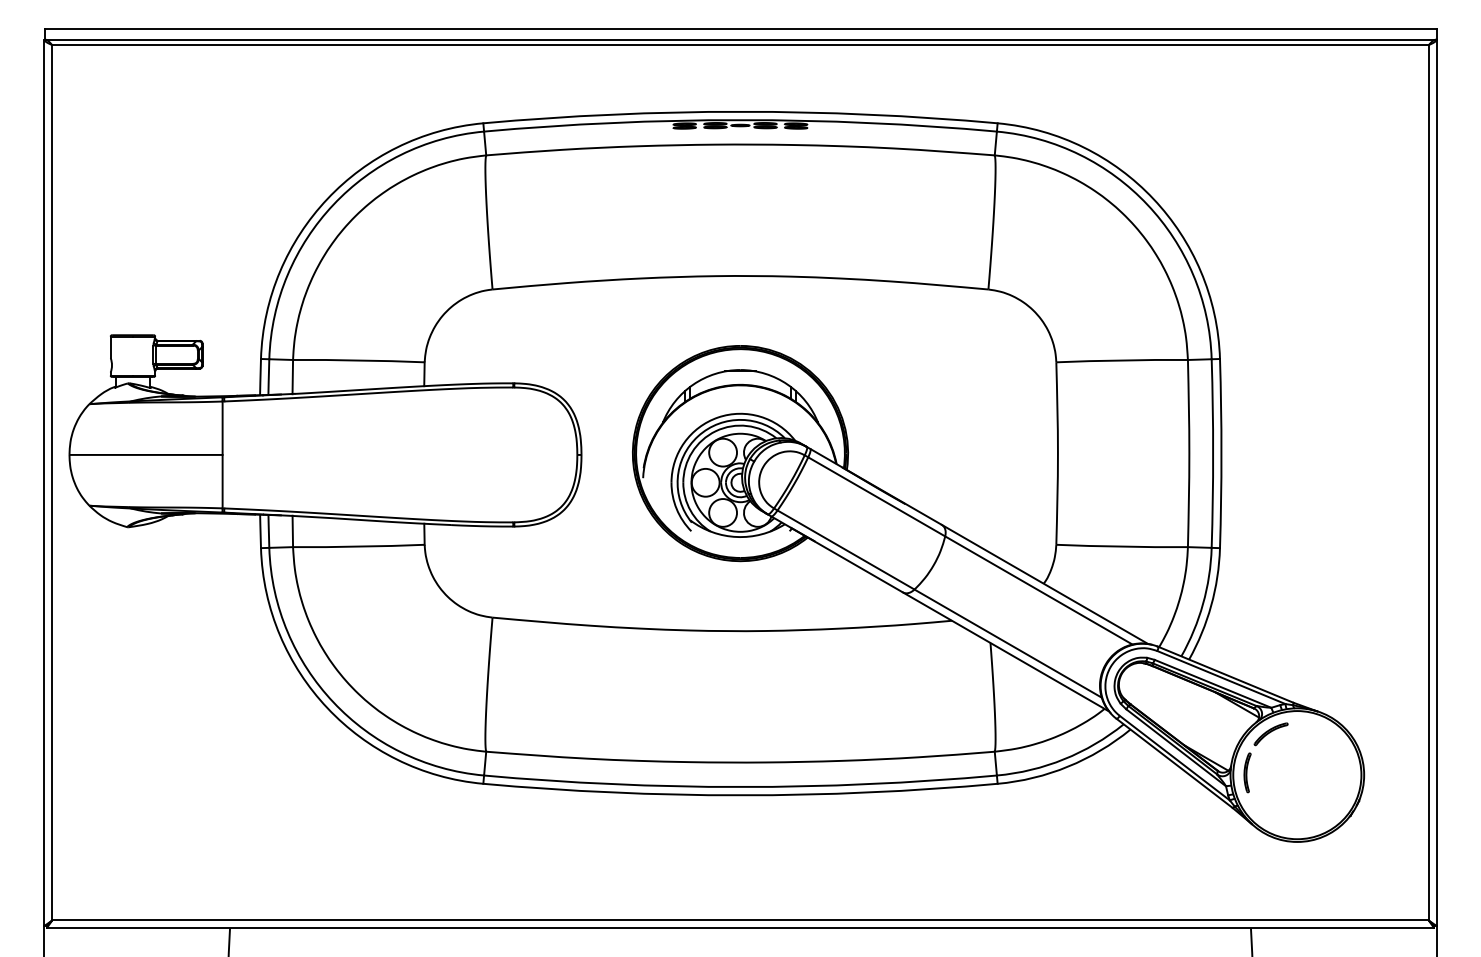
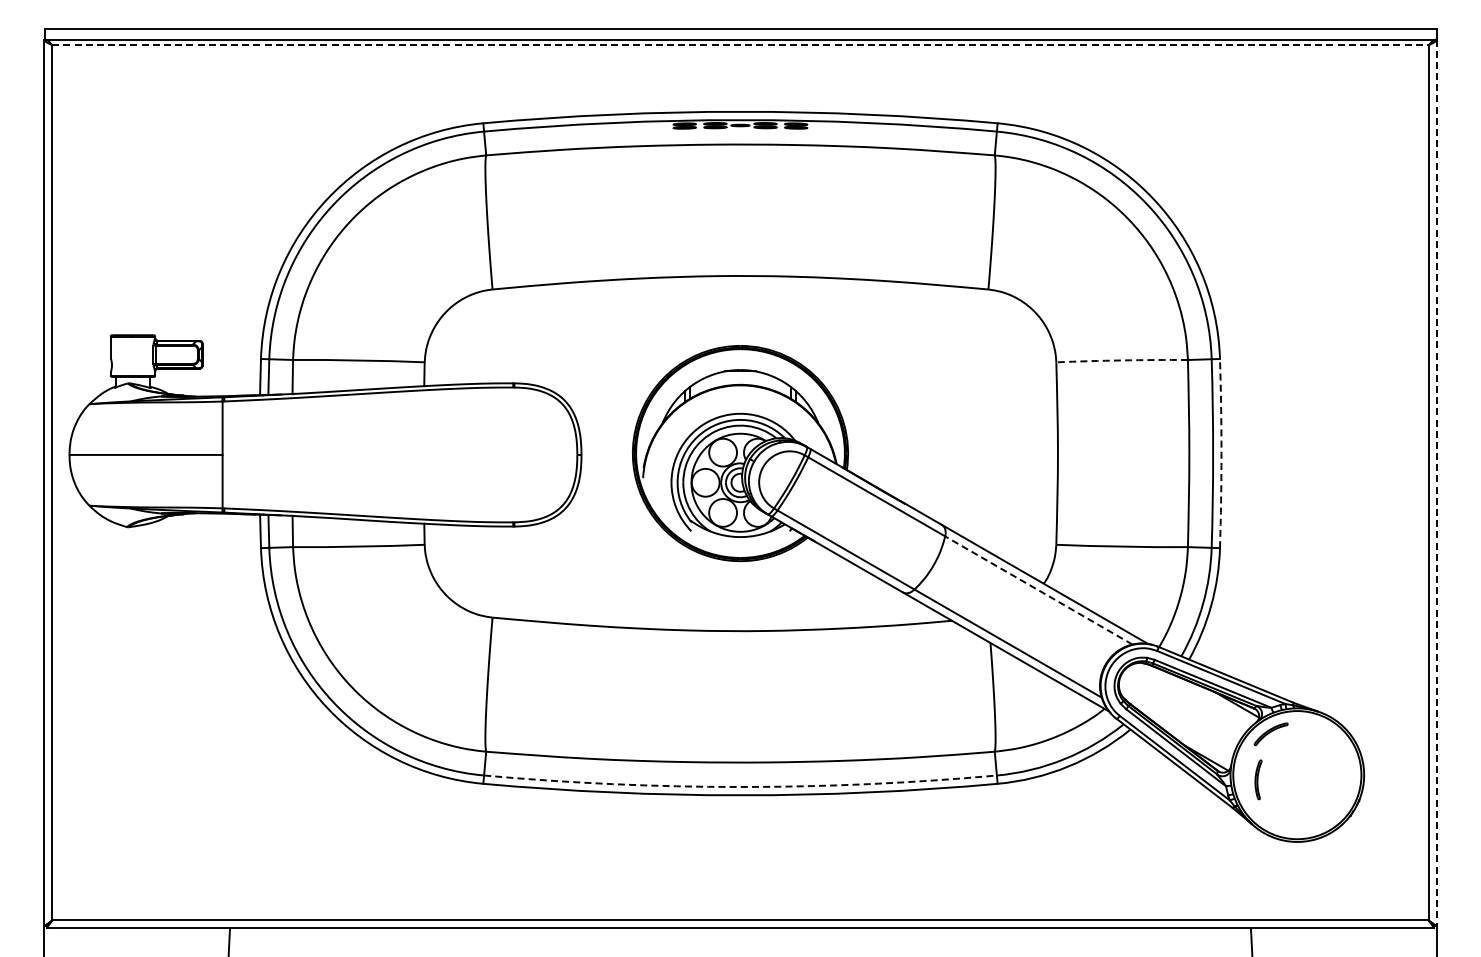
line: solid -> dashed (740, 45)
arc: solid -> dashed (1122, 360)
arc: solid -> dashed (1221, 453)
line: solid -> dashed (1436, 483)
line: solid -> dashed (1038, 590)
part position: (1247, 772) -> (1258, 779) (1258, 779)
arc: solid -> dashed (740, 787)
